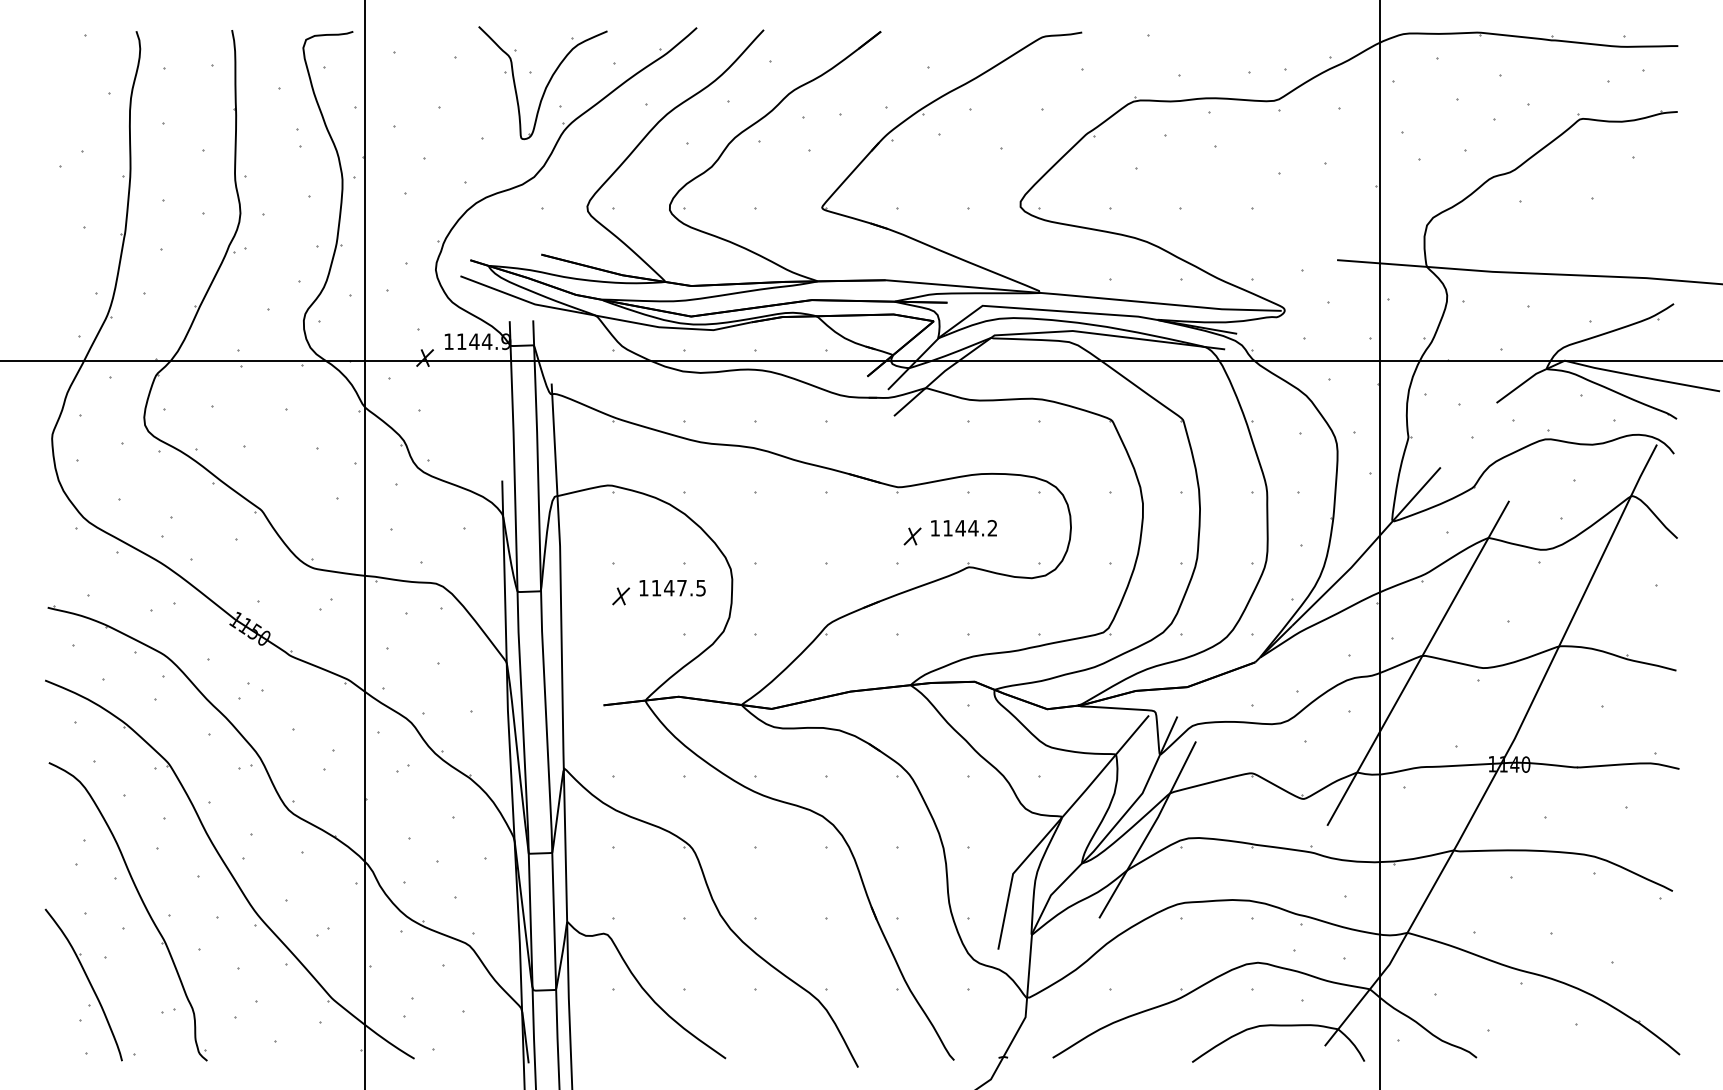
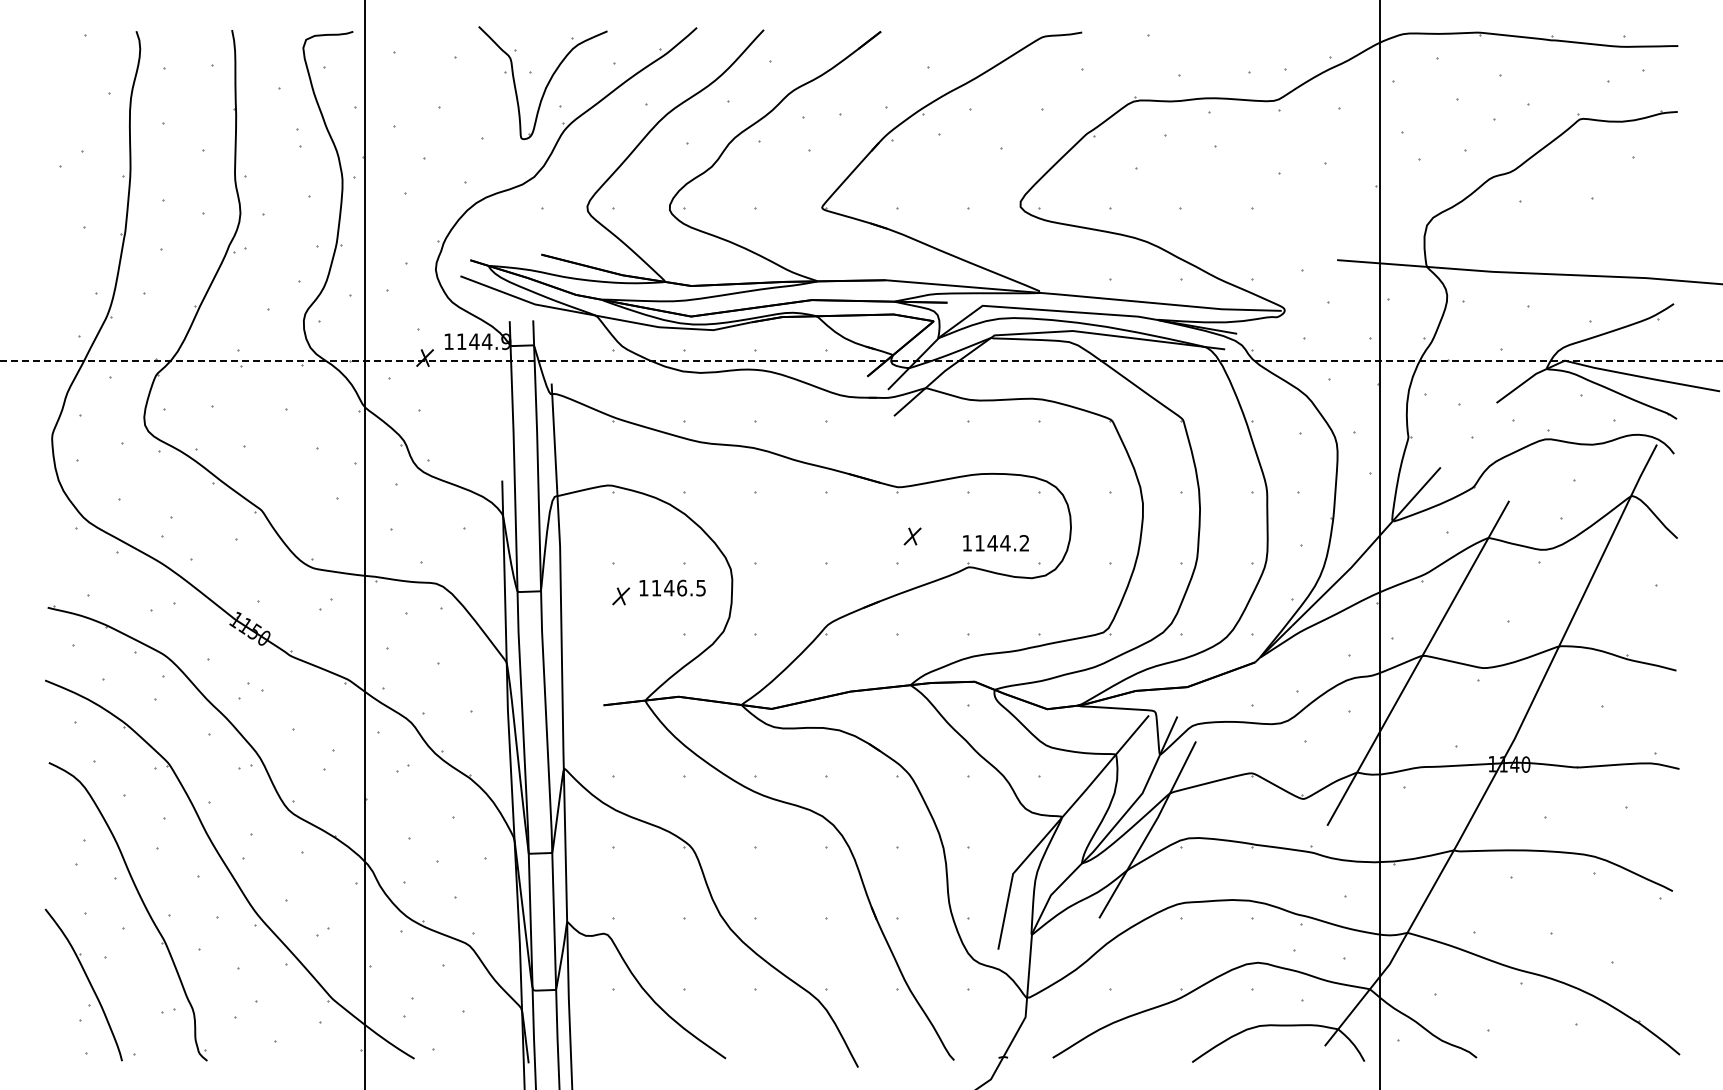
line: solid -> dashed (861, 361)
text position: (963, 528) -> (995, 543) (995, 543)
text: 1147.5 -> 1146.5 (682, 587)
